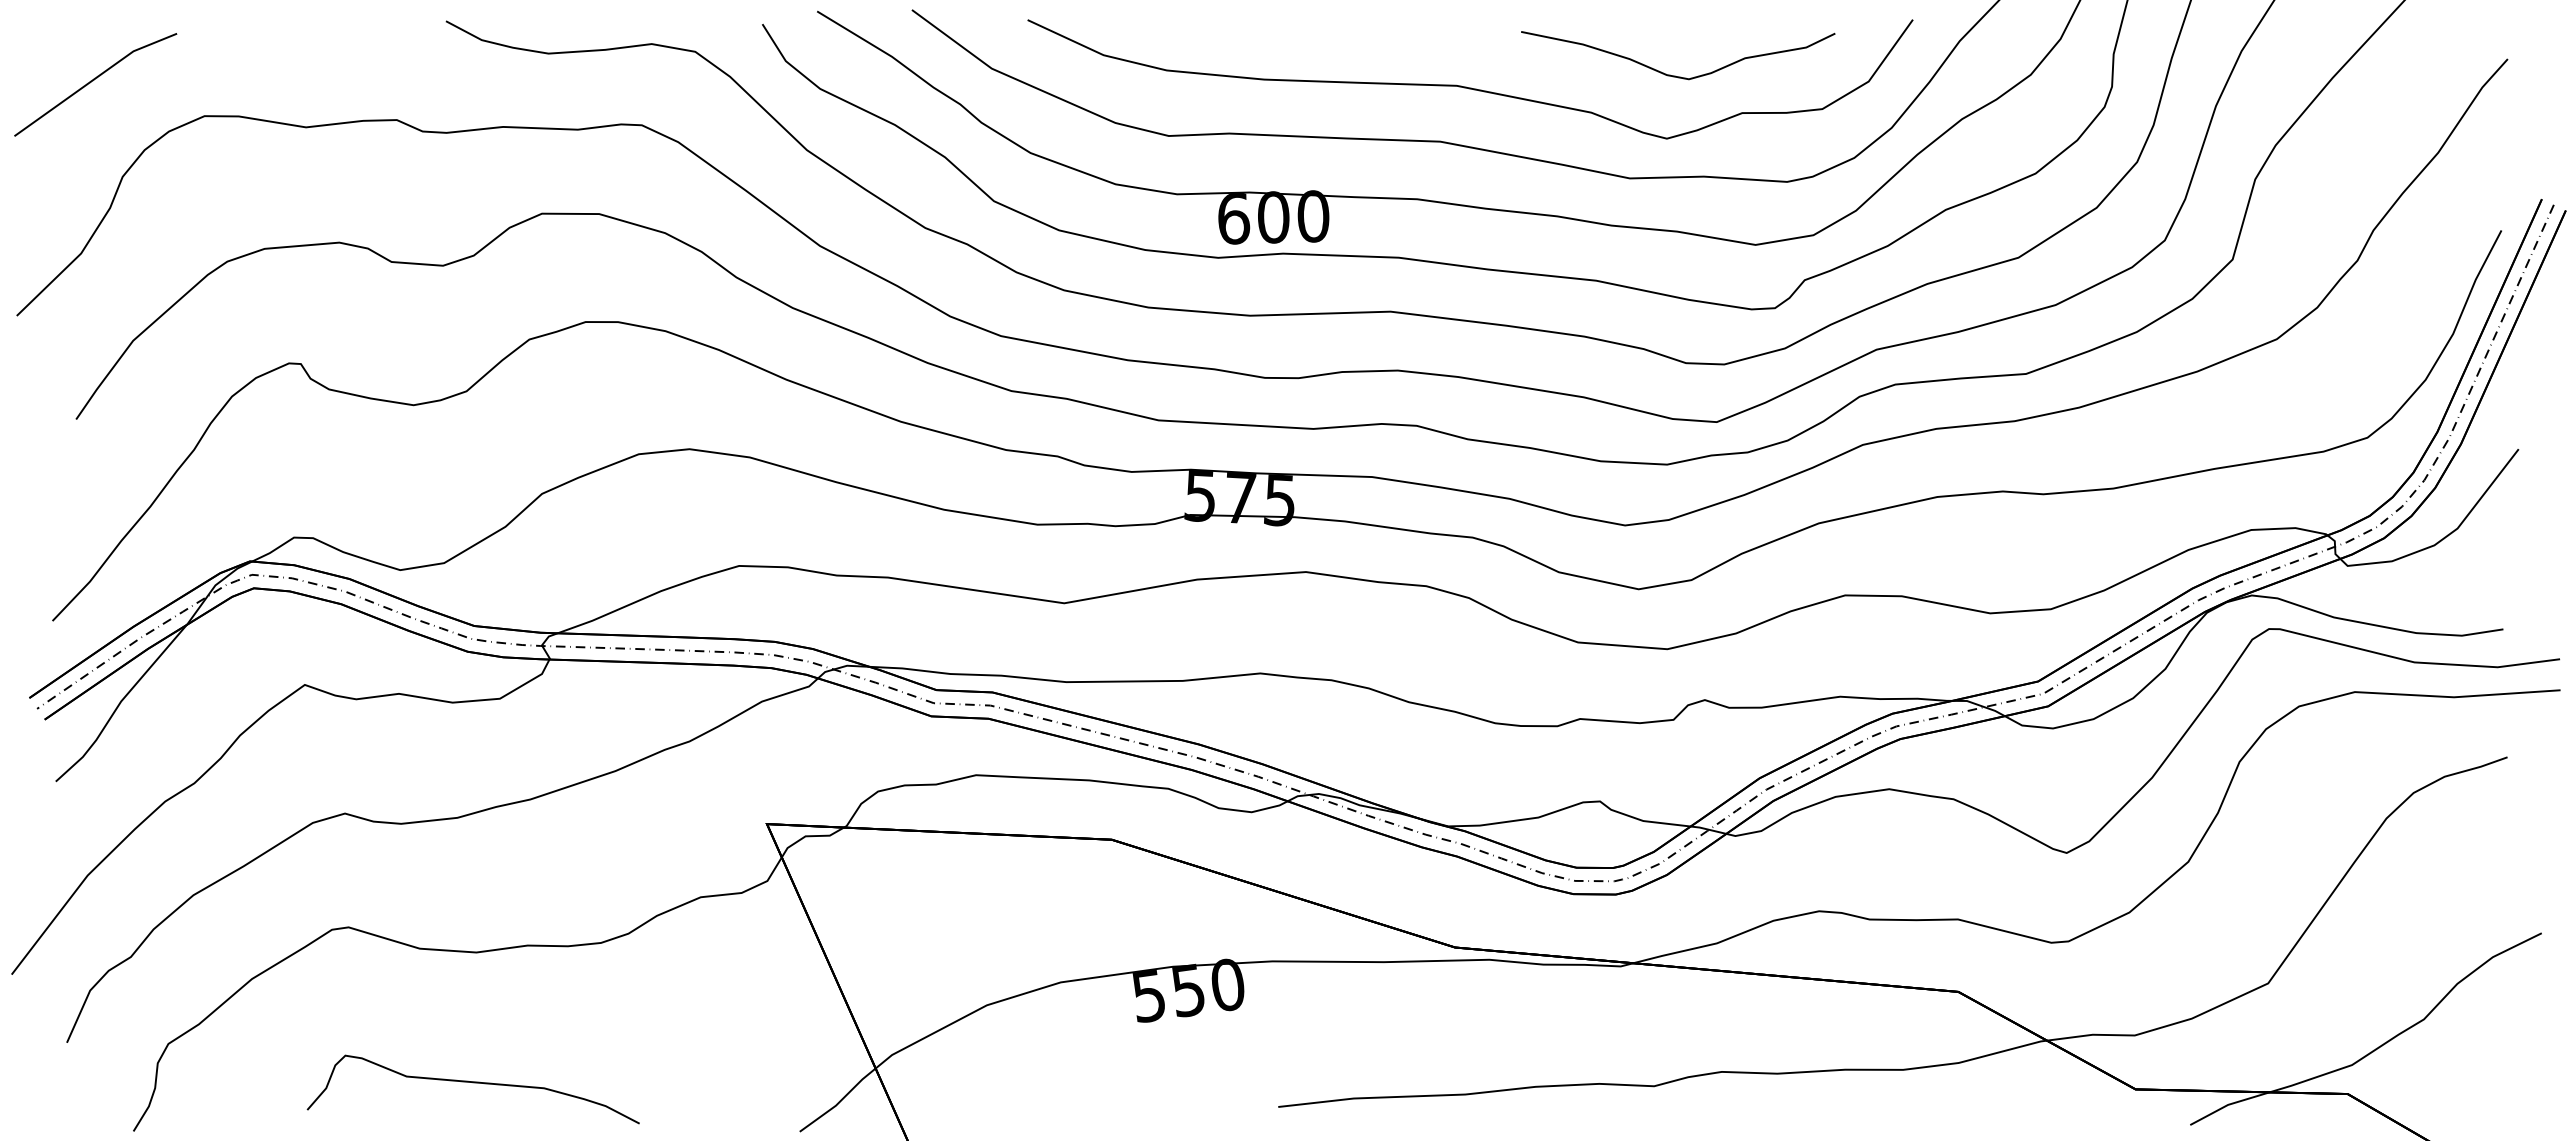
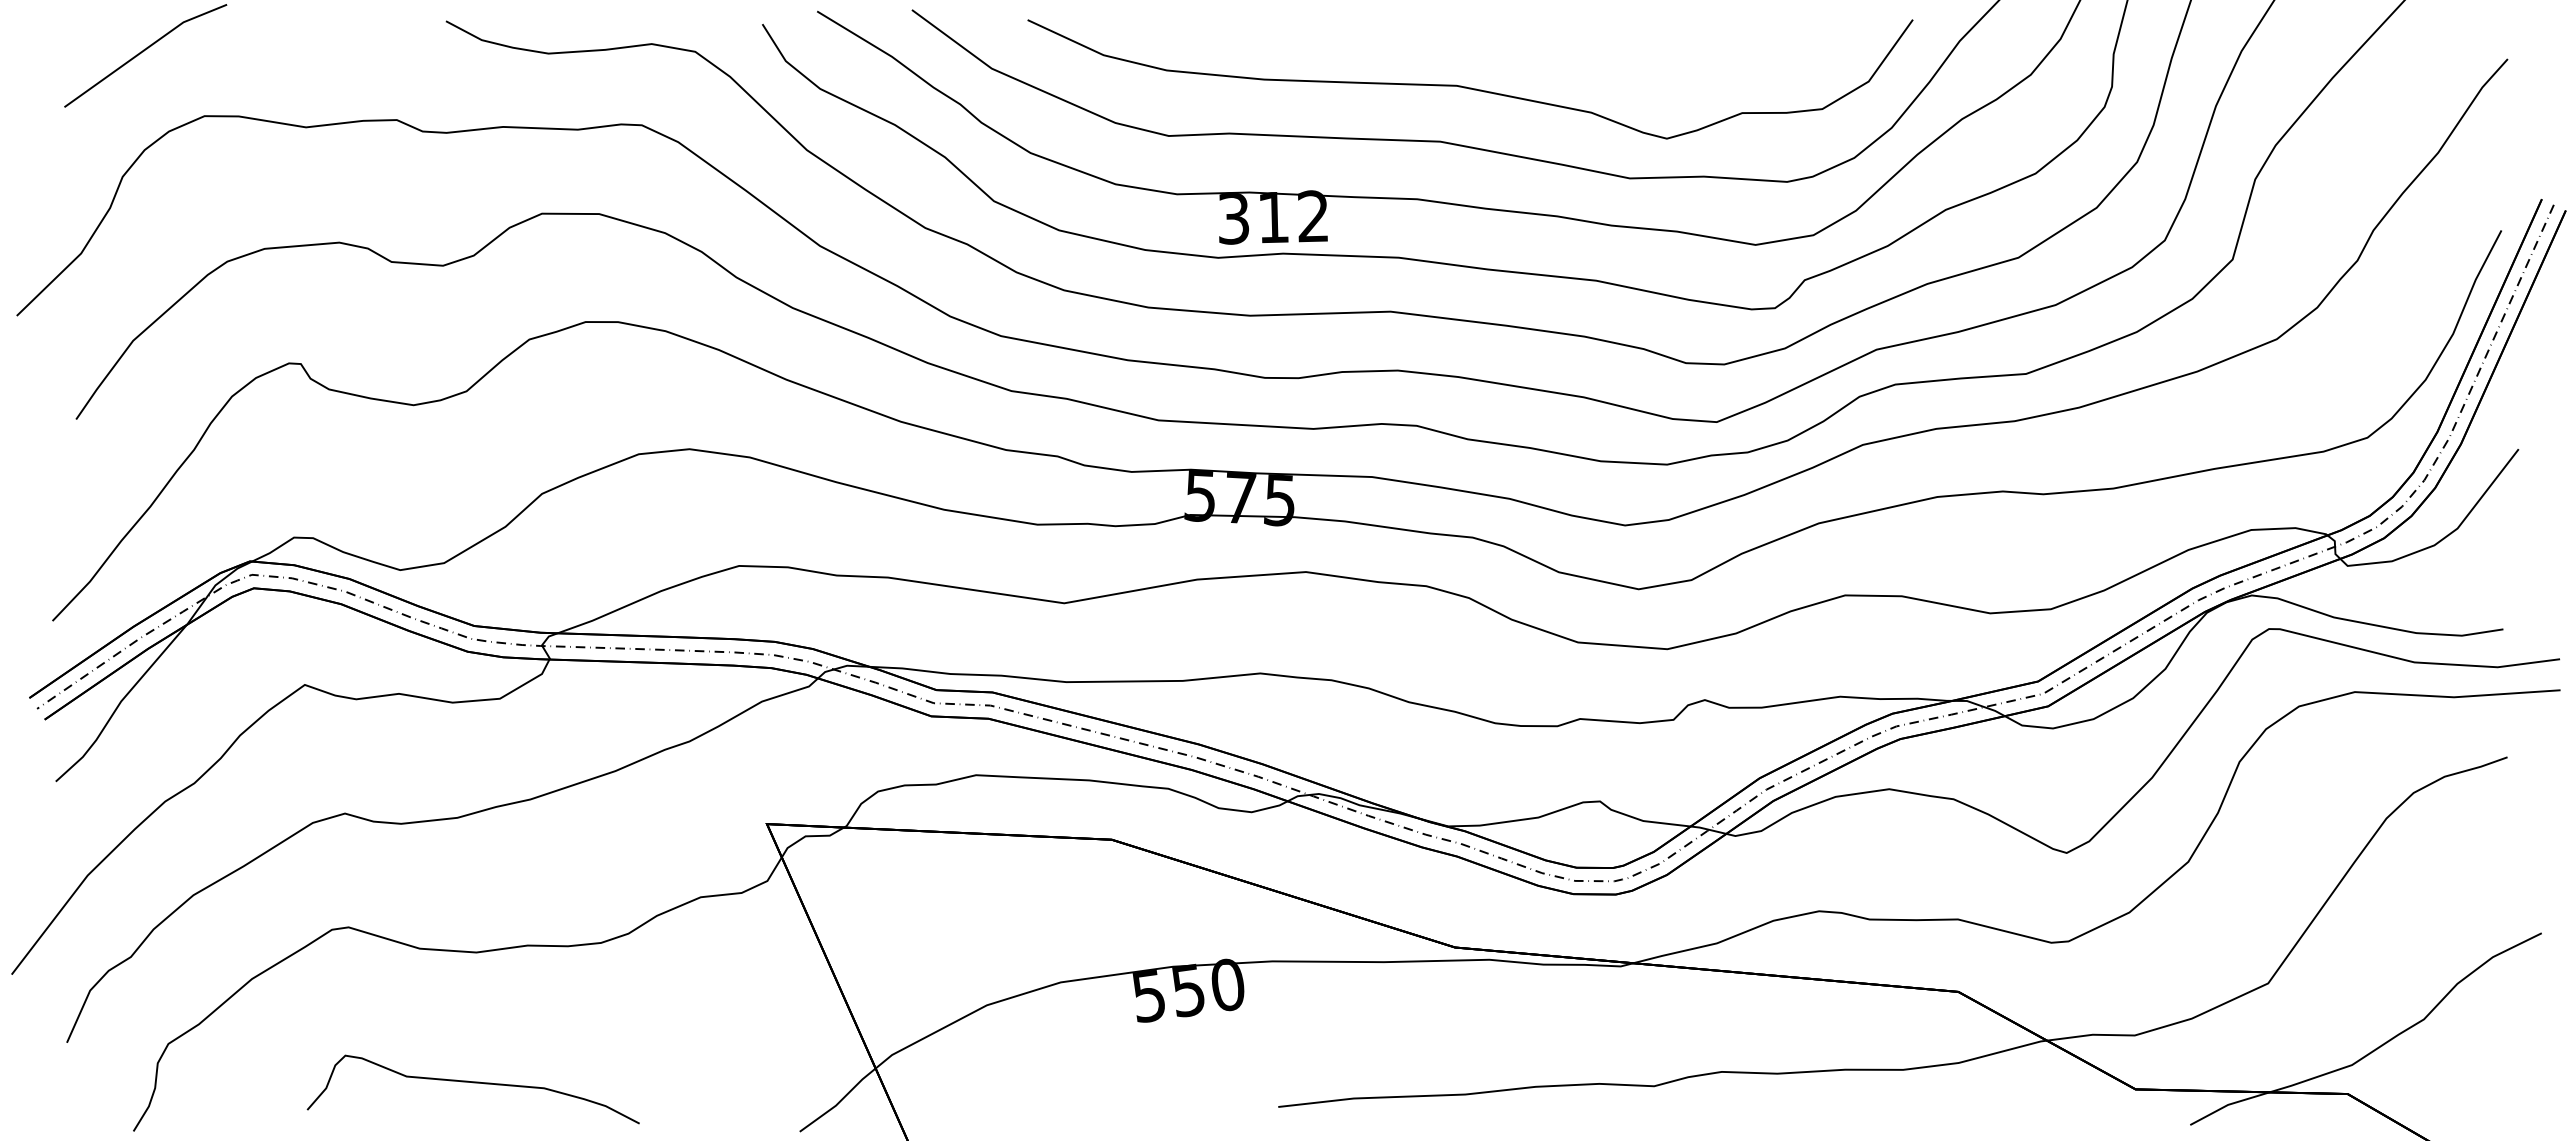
curve: present -> none (1675, 75)
line position: (94, 80) -> (144, 51) (144, 51)
text: 600 -> 312 (1273, 217)
